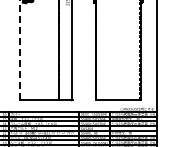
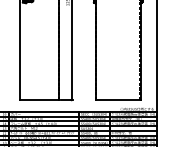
line: dashed -> solid (20, 50)
